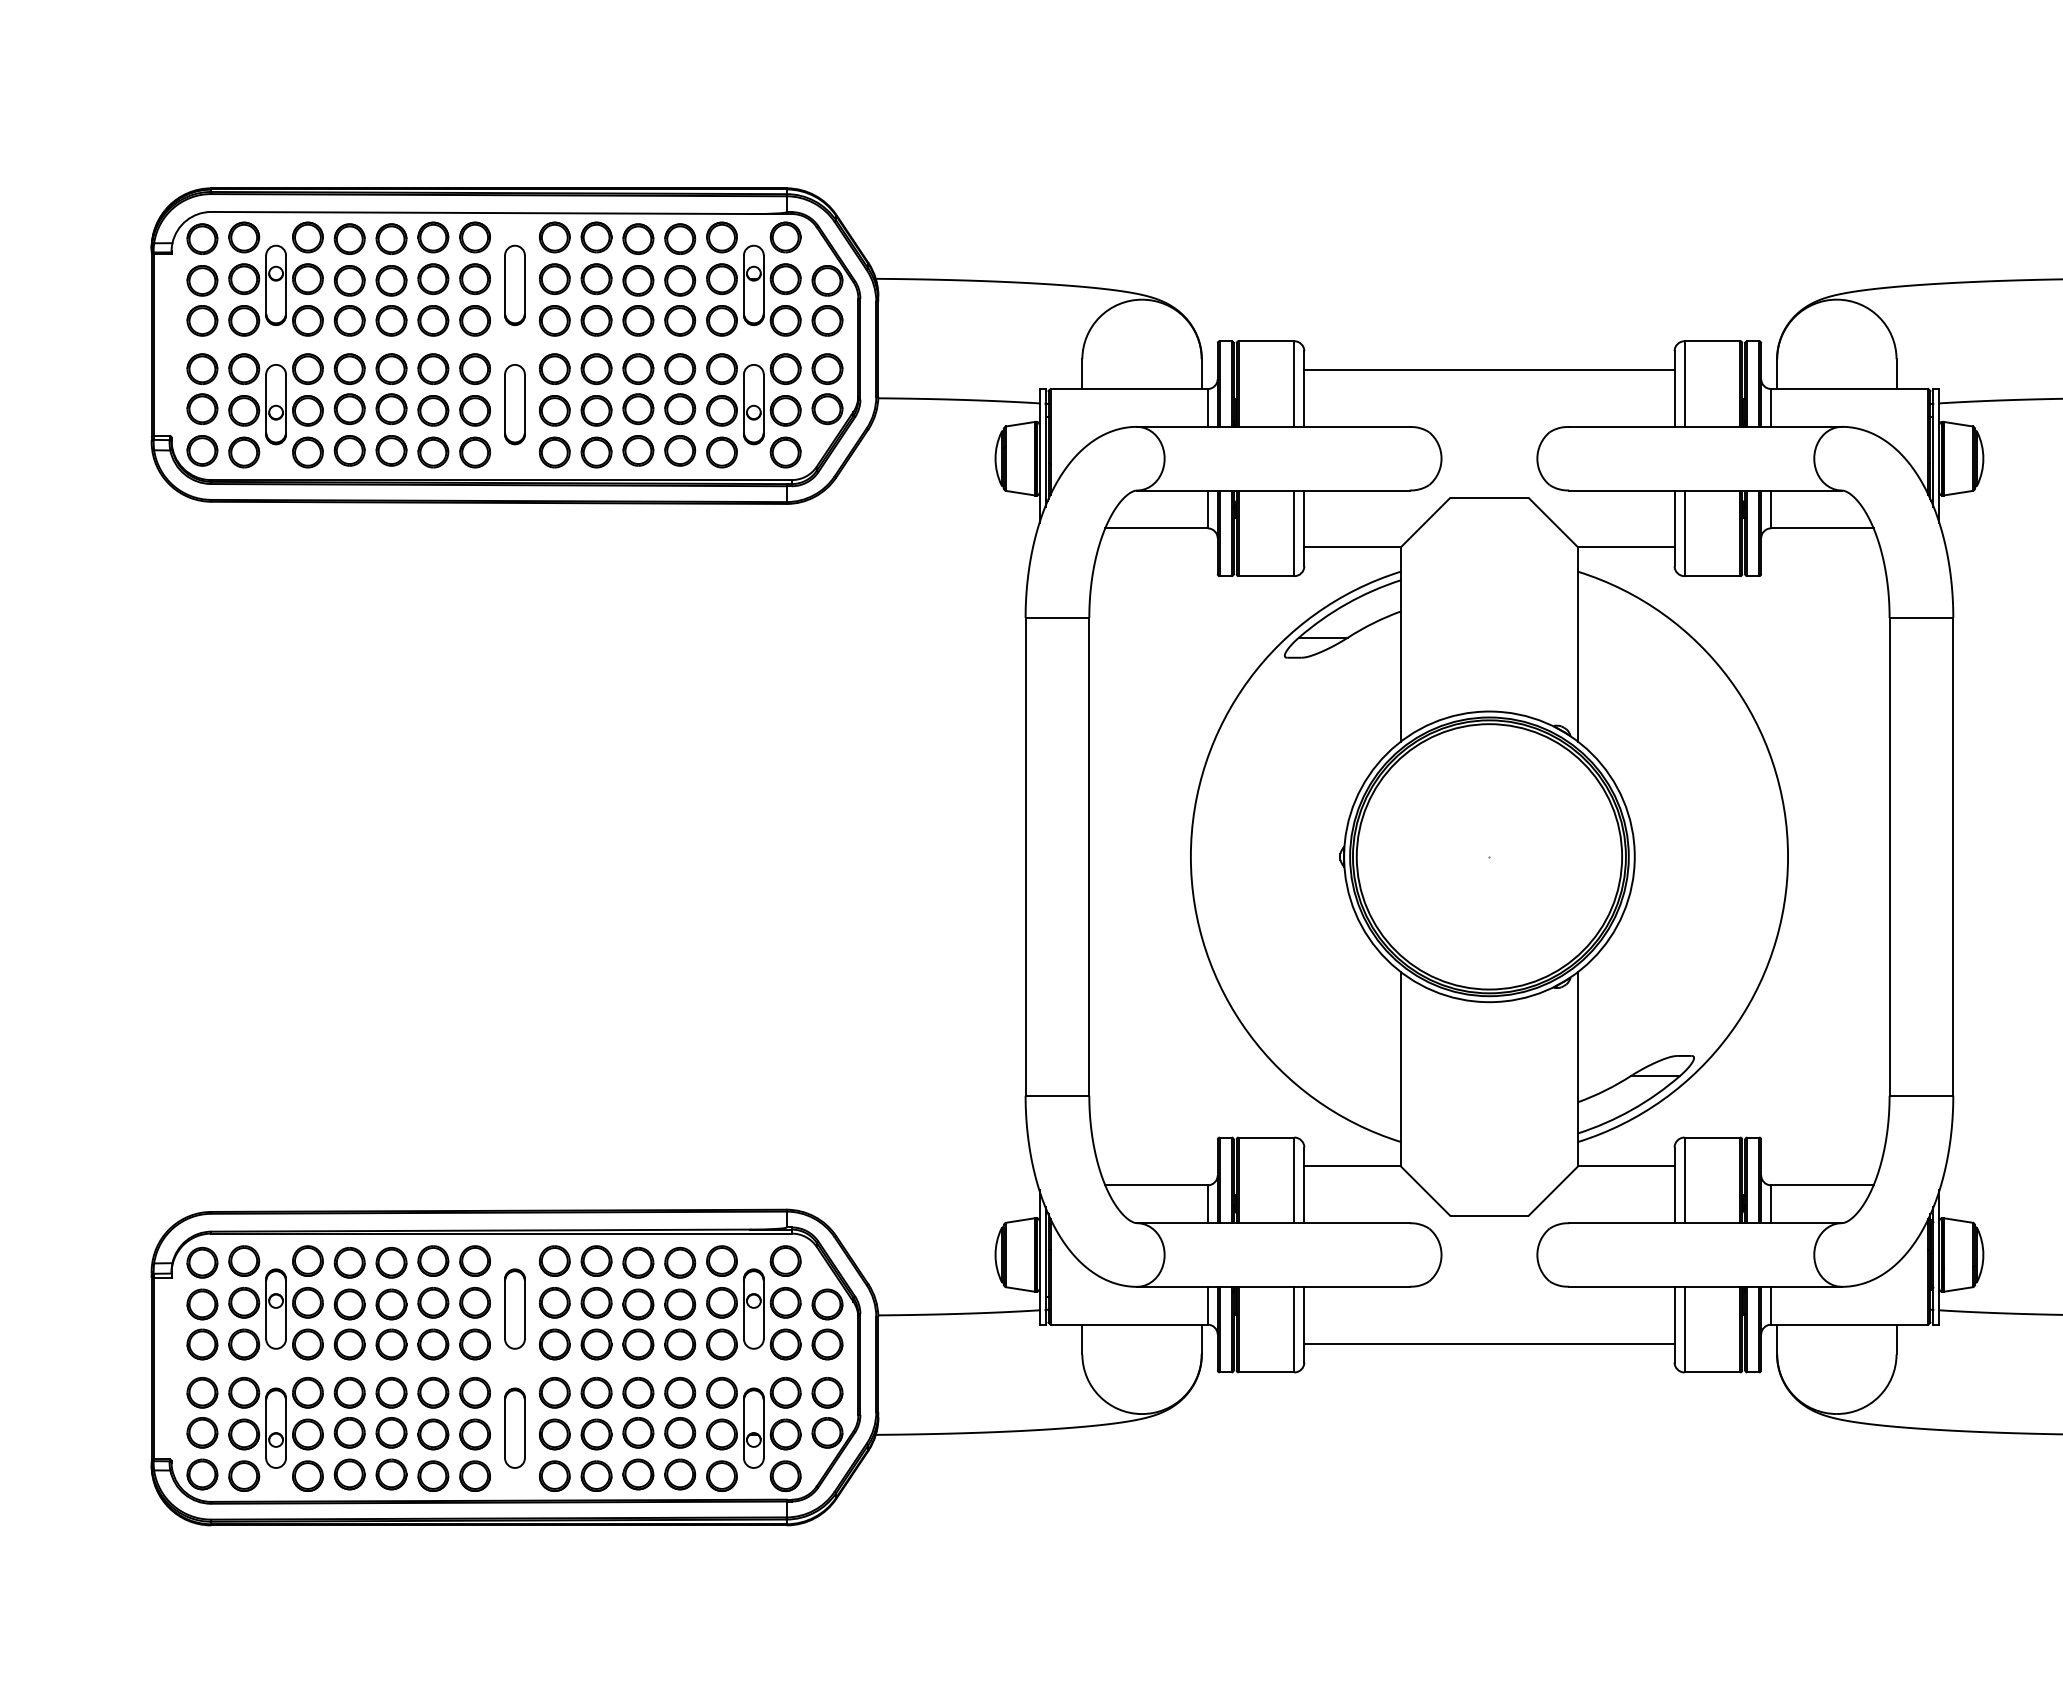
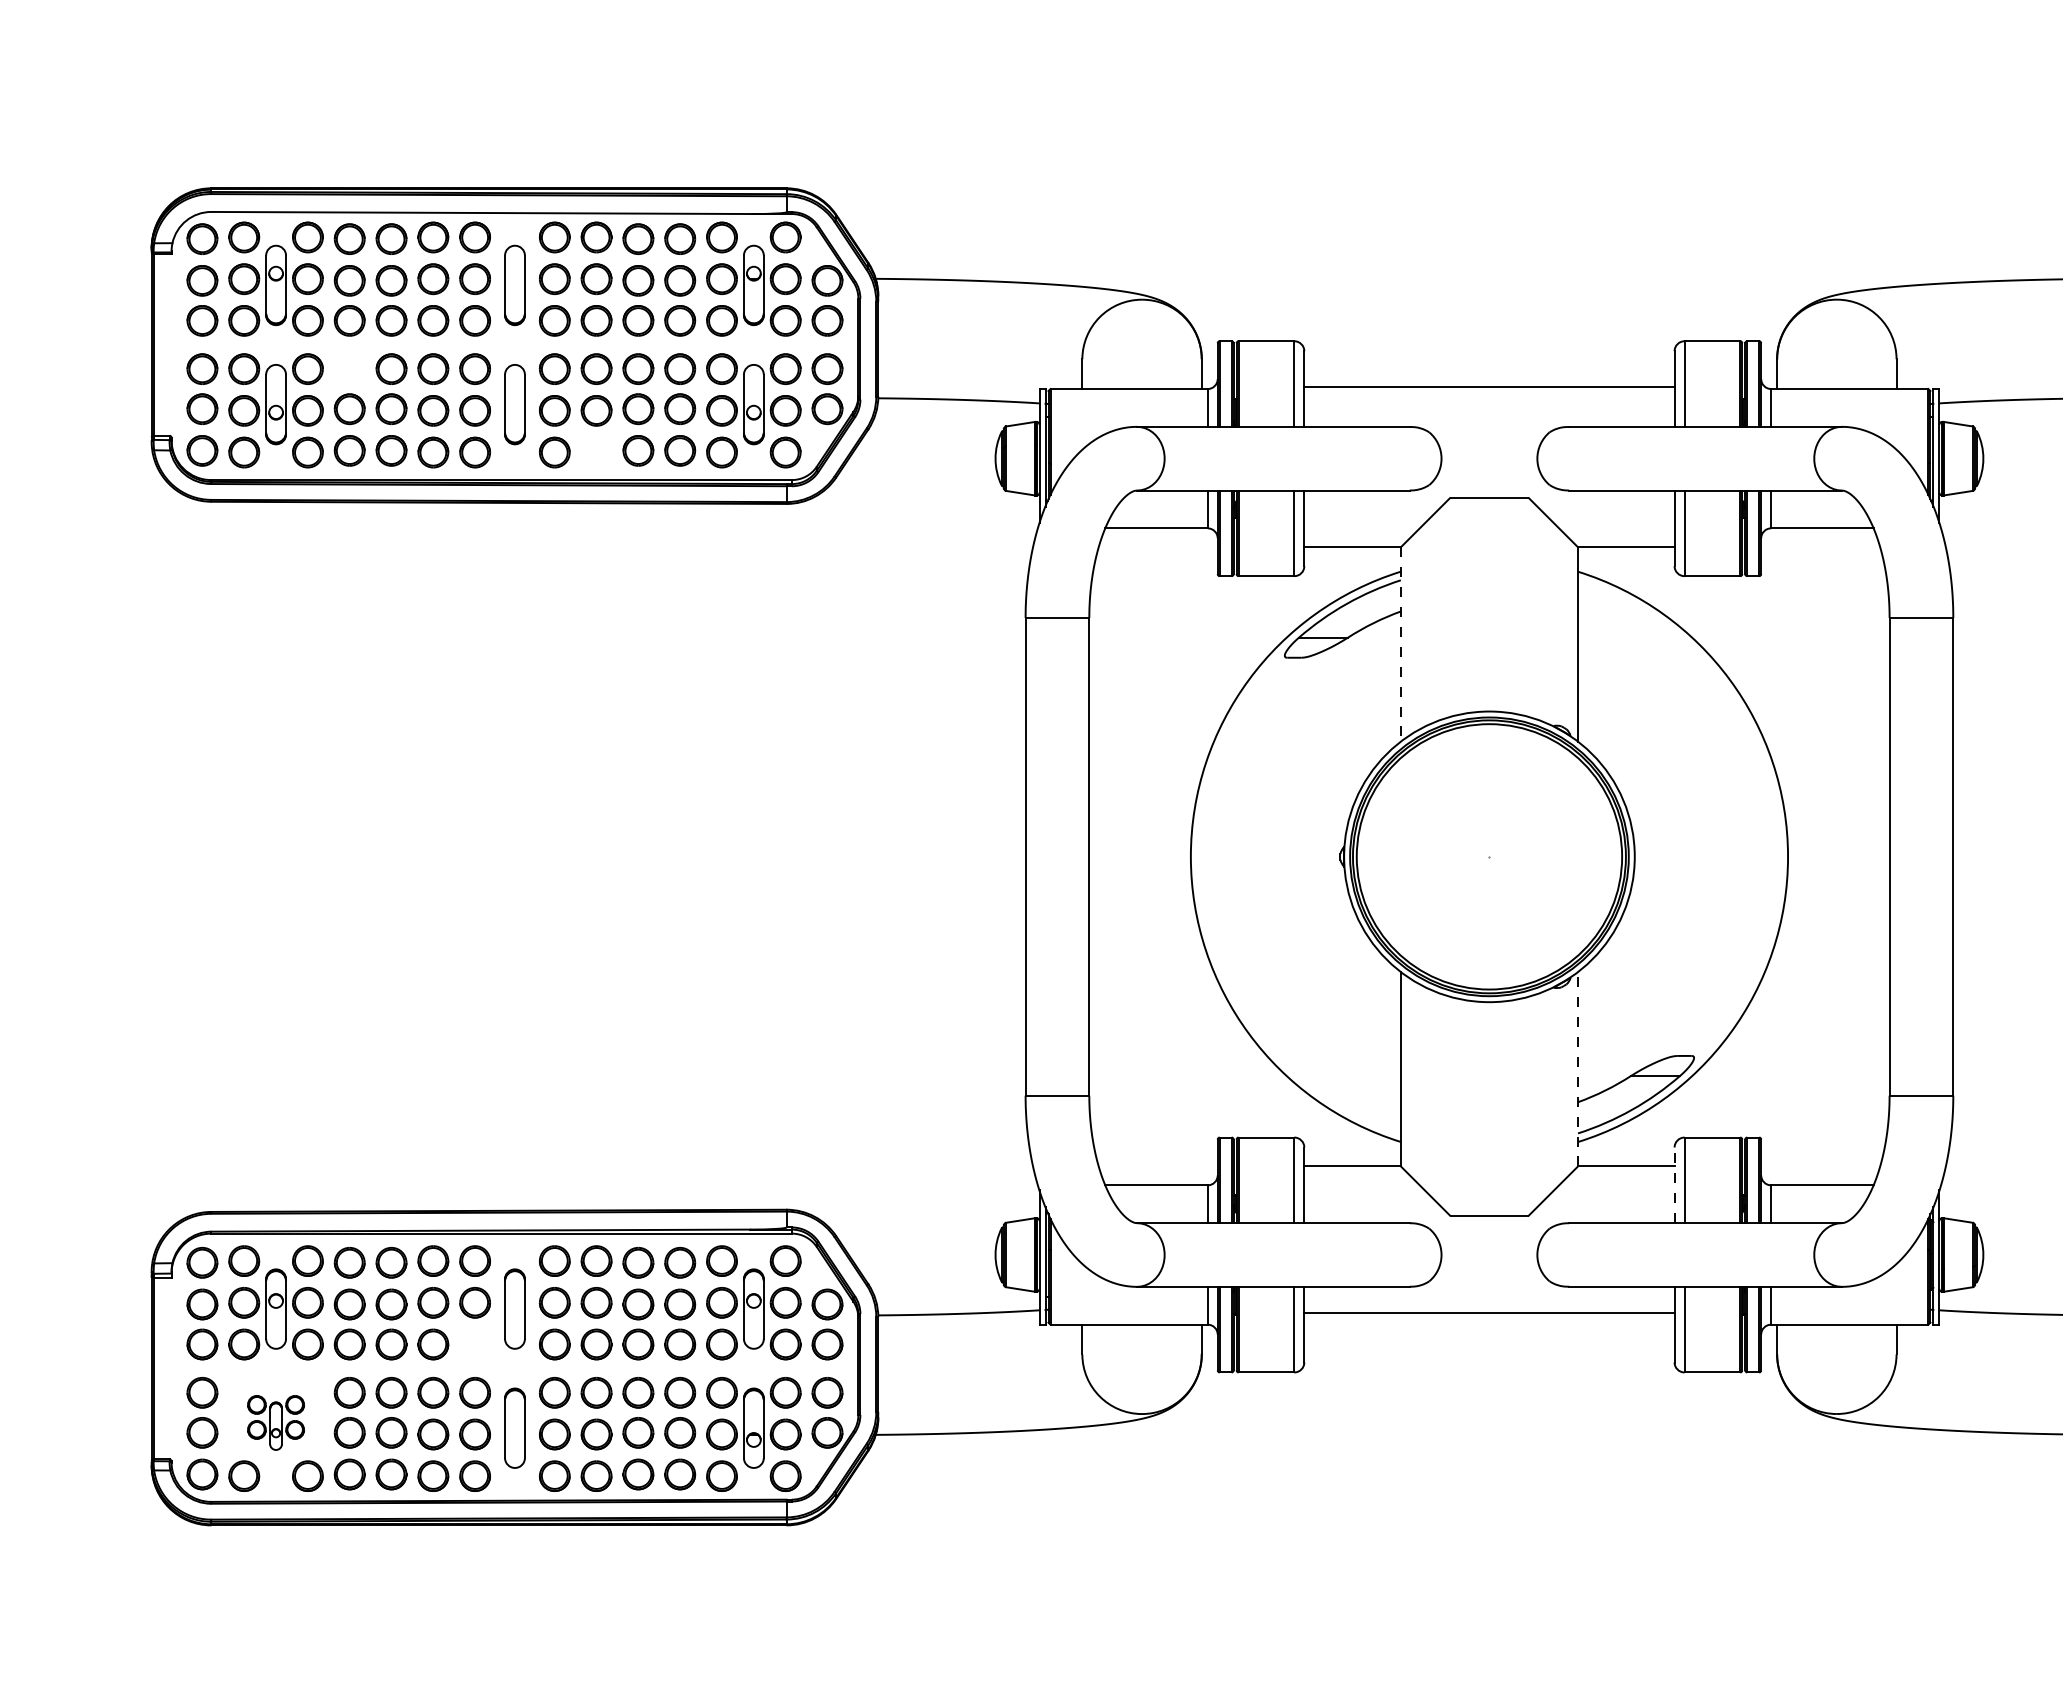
part: present -> none (349, 368)
line position: (1489, 370) -> (1489, 387) (1489, 387)
part: present -> none (596, 452)
line: solid -> dashed (1400, 644)
line: solid -> dashed (1578, 1068)
line: solid -> dashed (1674, 1185)
line position: (1489, 1343) -> (1489, 1312) (1489, 1312)
part: present -> none (474, 1344)
part size: 96x92 px -> 58x56 px (275, 1422)
